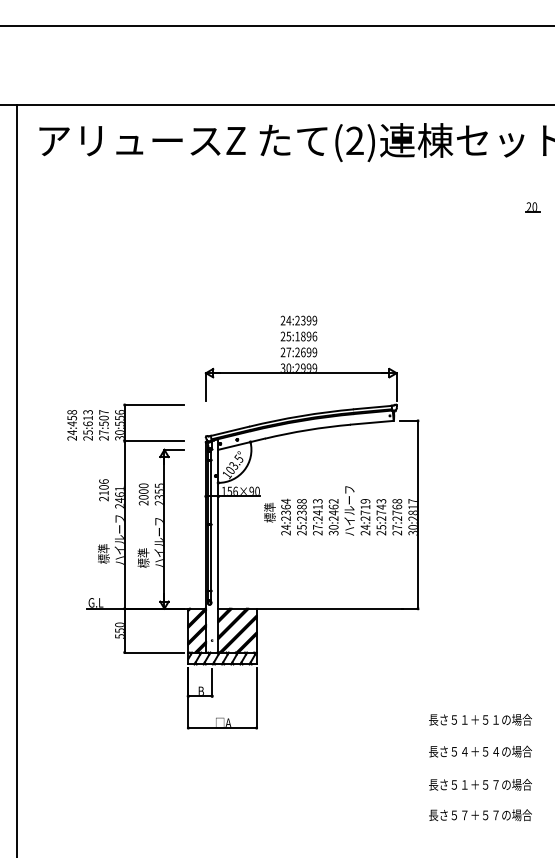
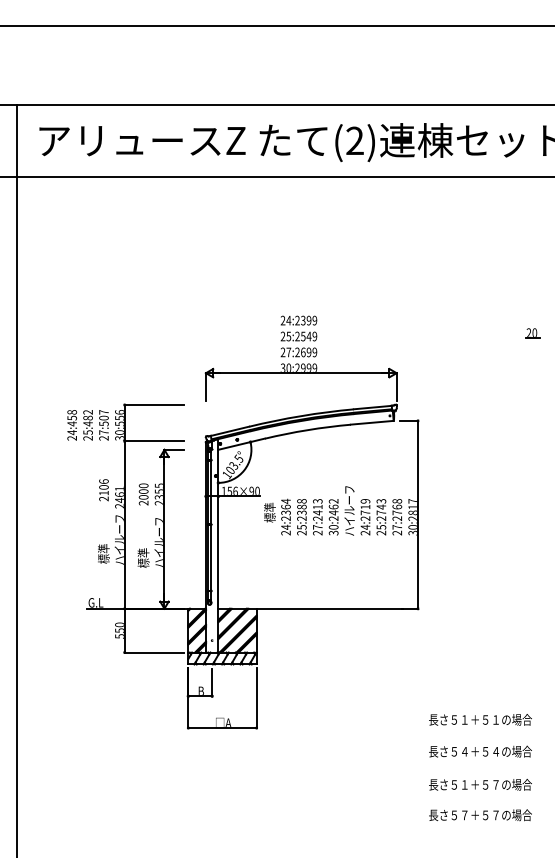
line: none -> present (276, 176)
part position: (532, 207) -> (532, 333) (532, 333)
text: 25:1896 -> 25:2549 (306, 336)
text: 25:613 -> 25:482 (87, 418)
